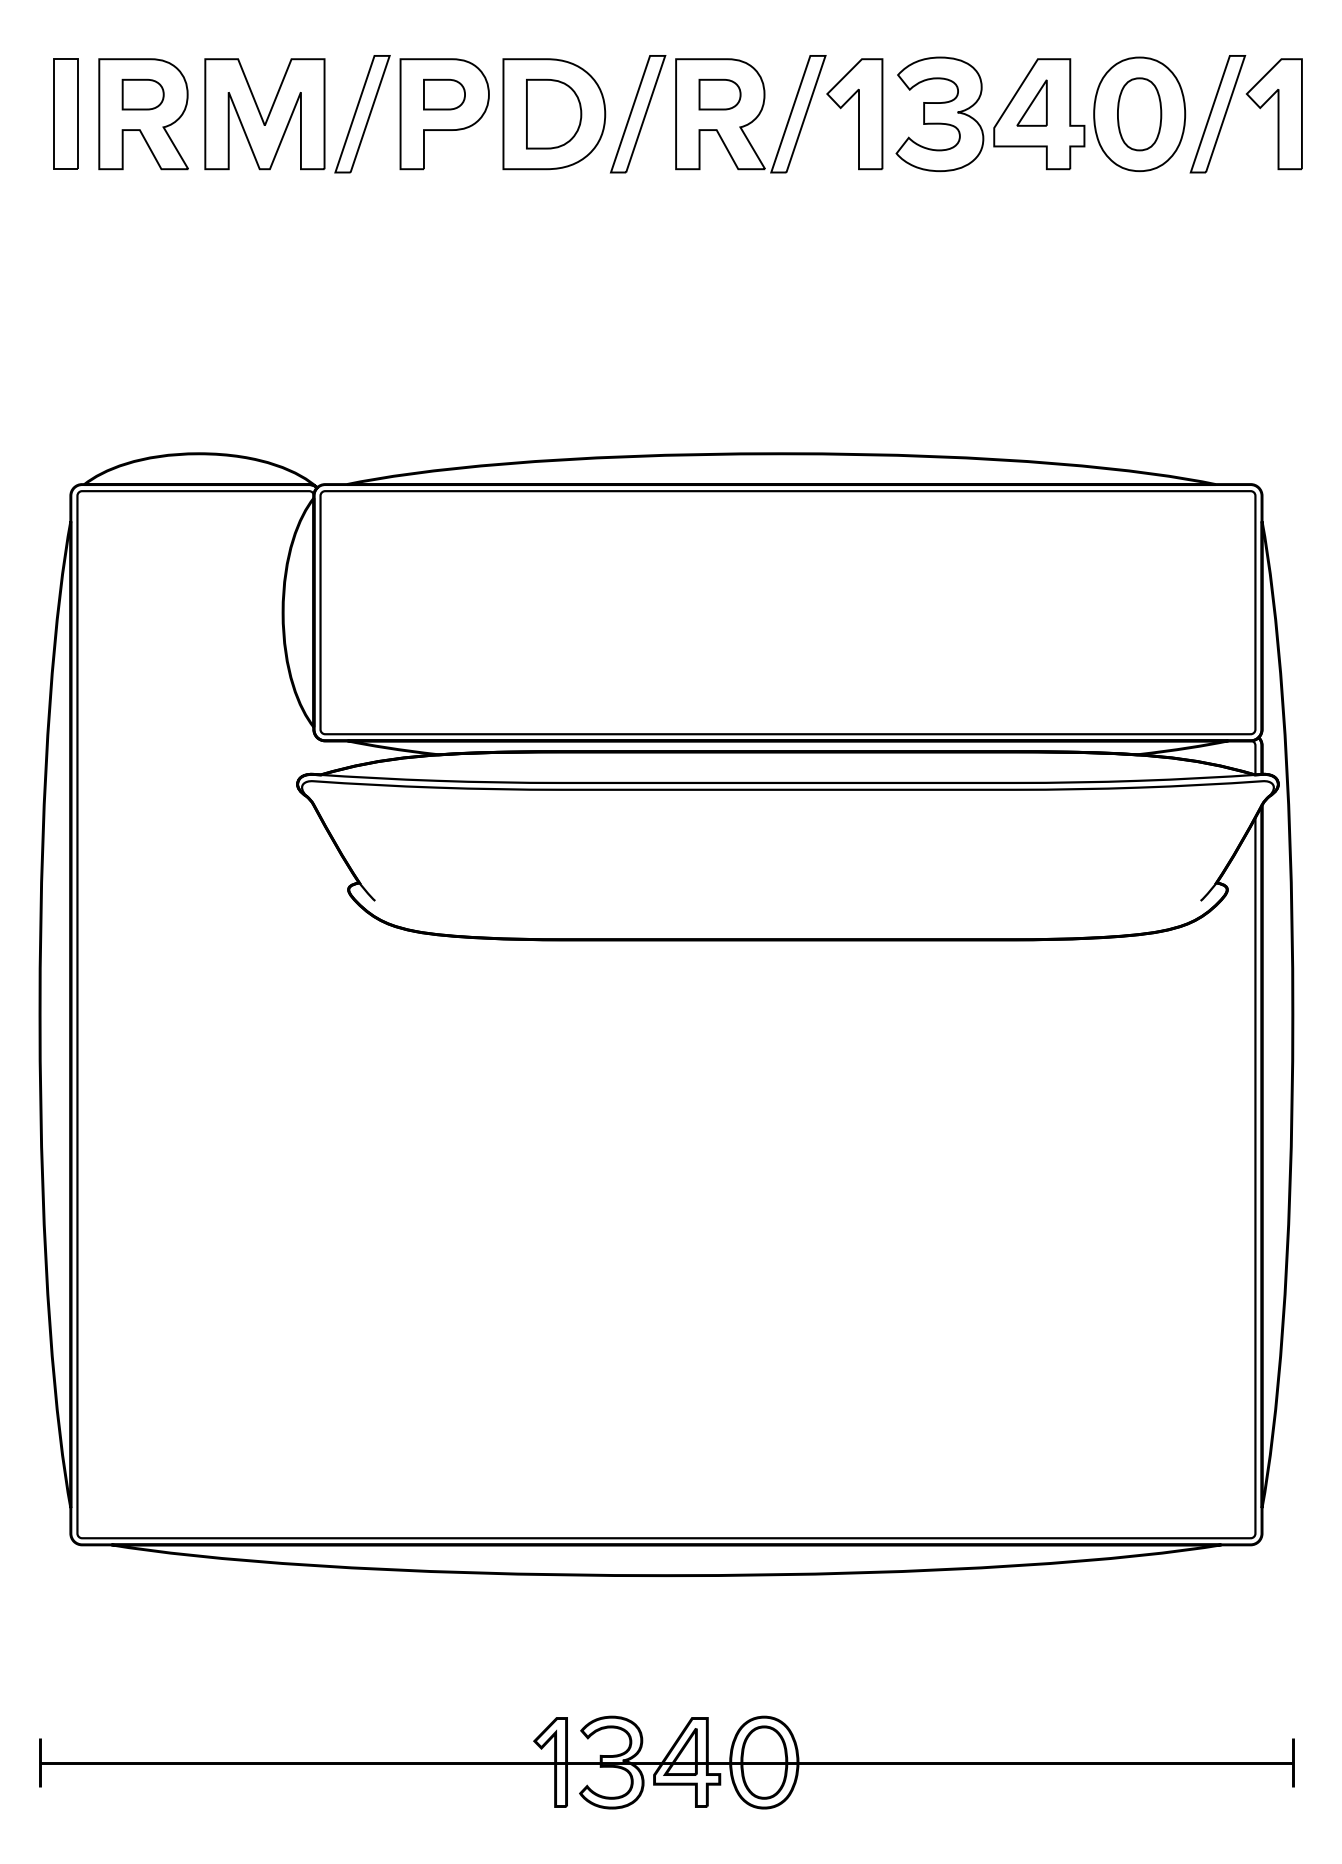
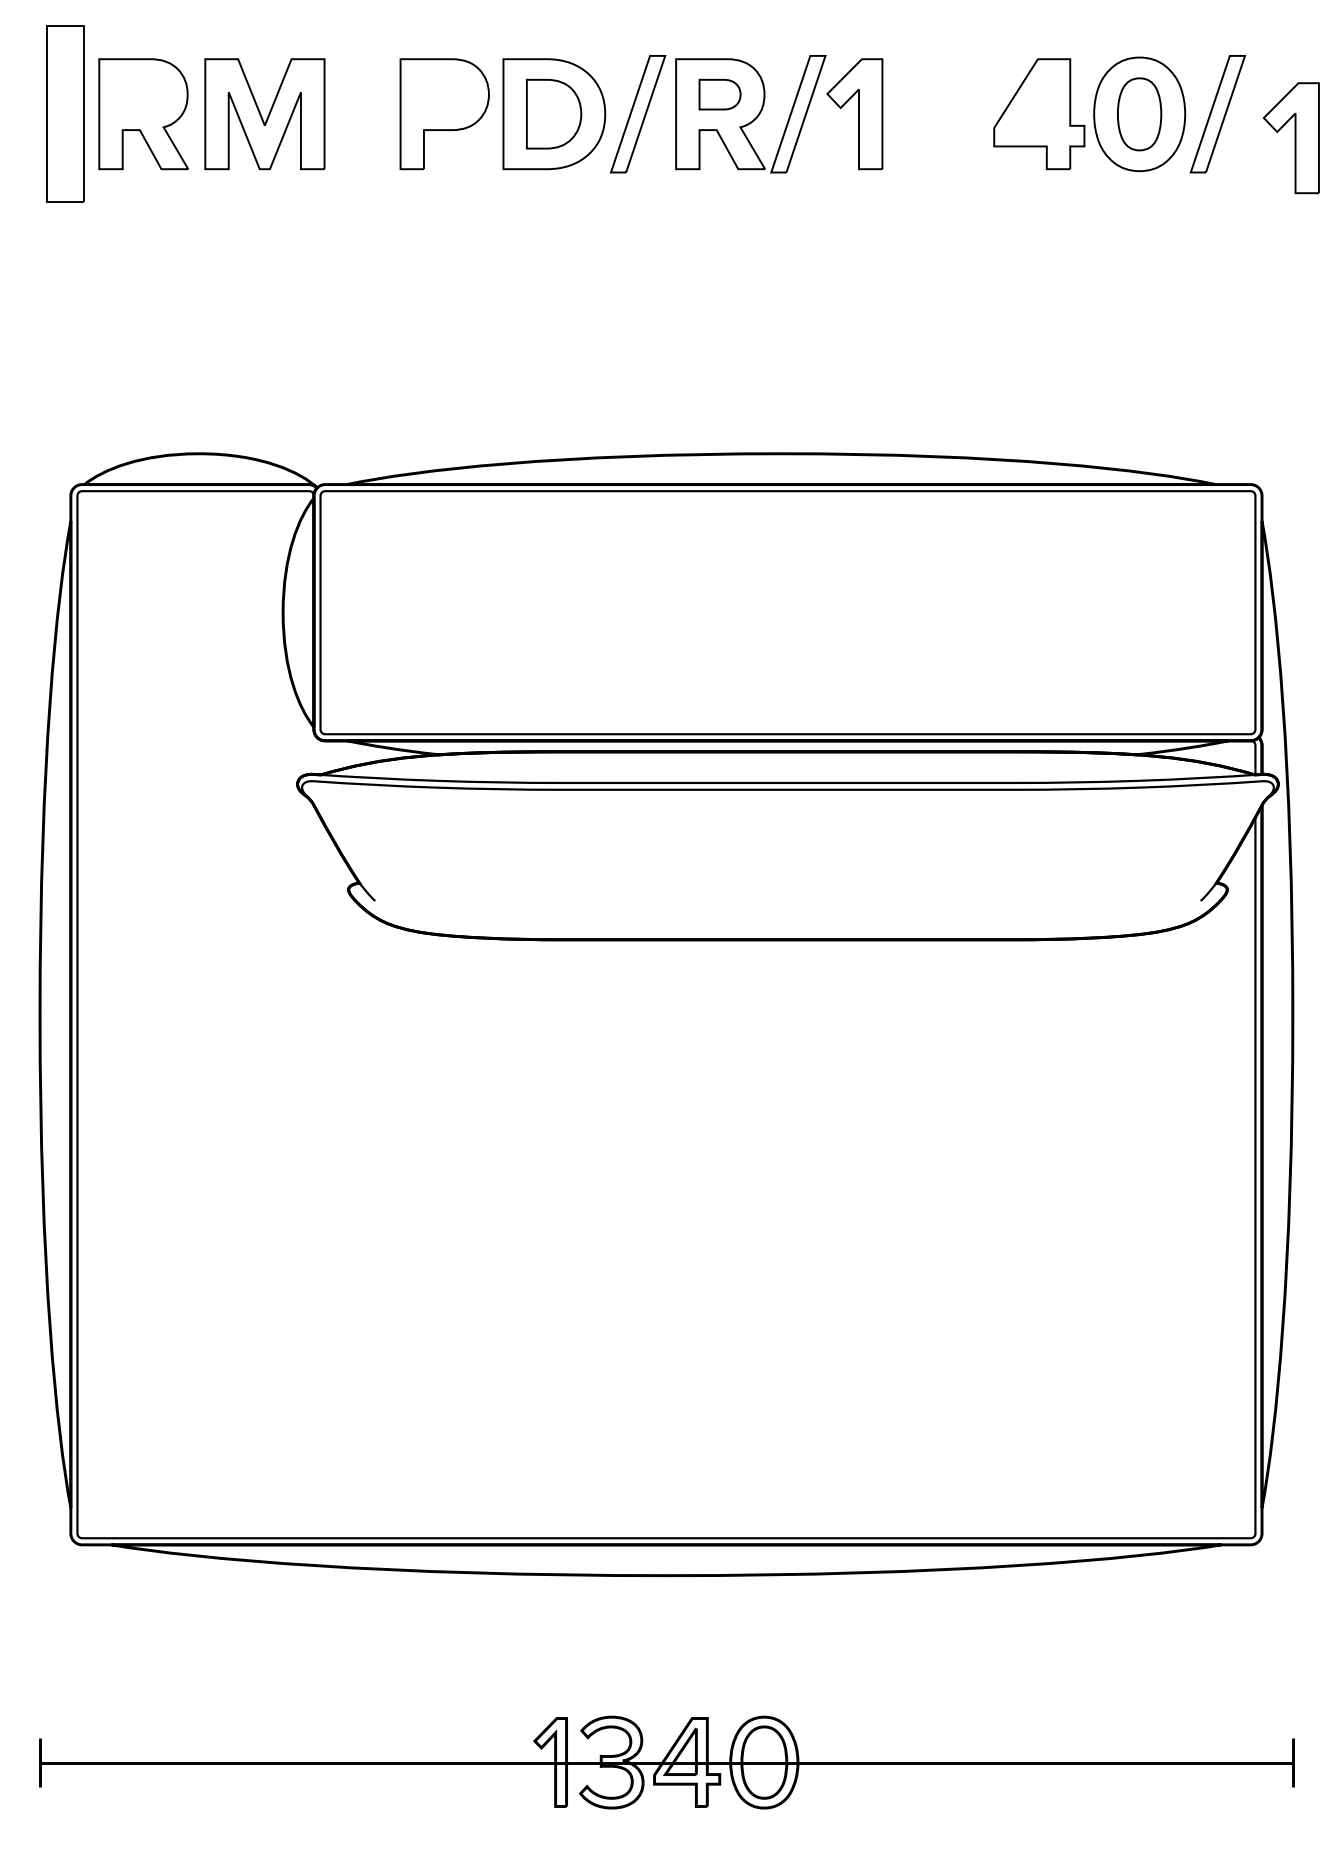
part: present -> none (142, 94)
part: present -> none (444, 94)
part: present -> none (1031, 102)
part size: 26x112 px -> 39x178 px (65, 113)
part: present -> none (362, 114)
part: present -> none (939, 114)
part position: (1274, 114) -> (1291, 138) (1291, 138)
